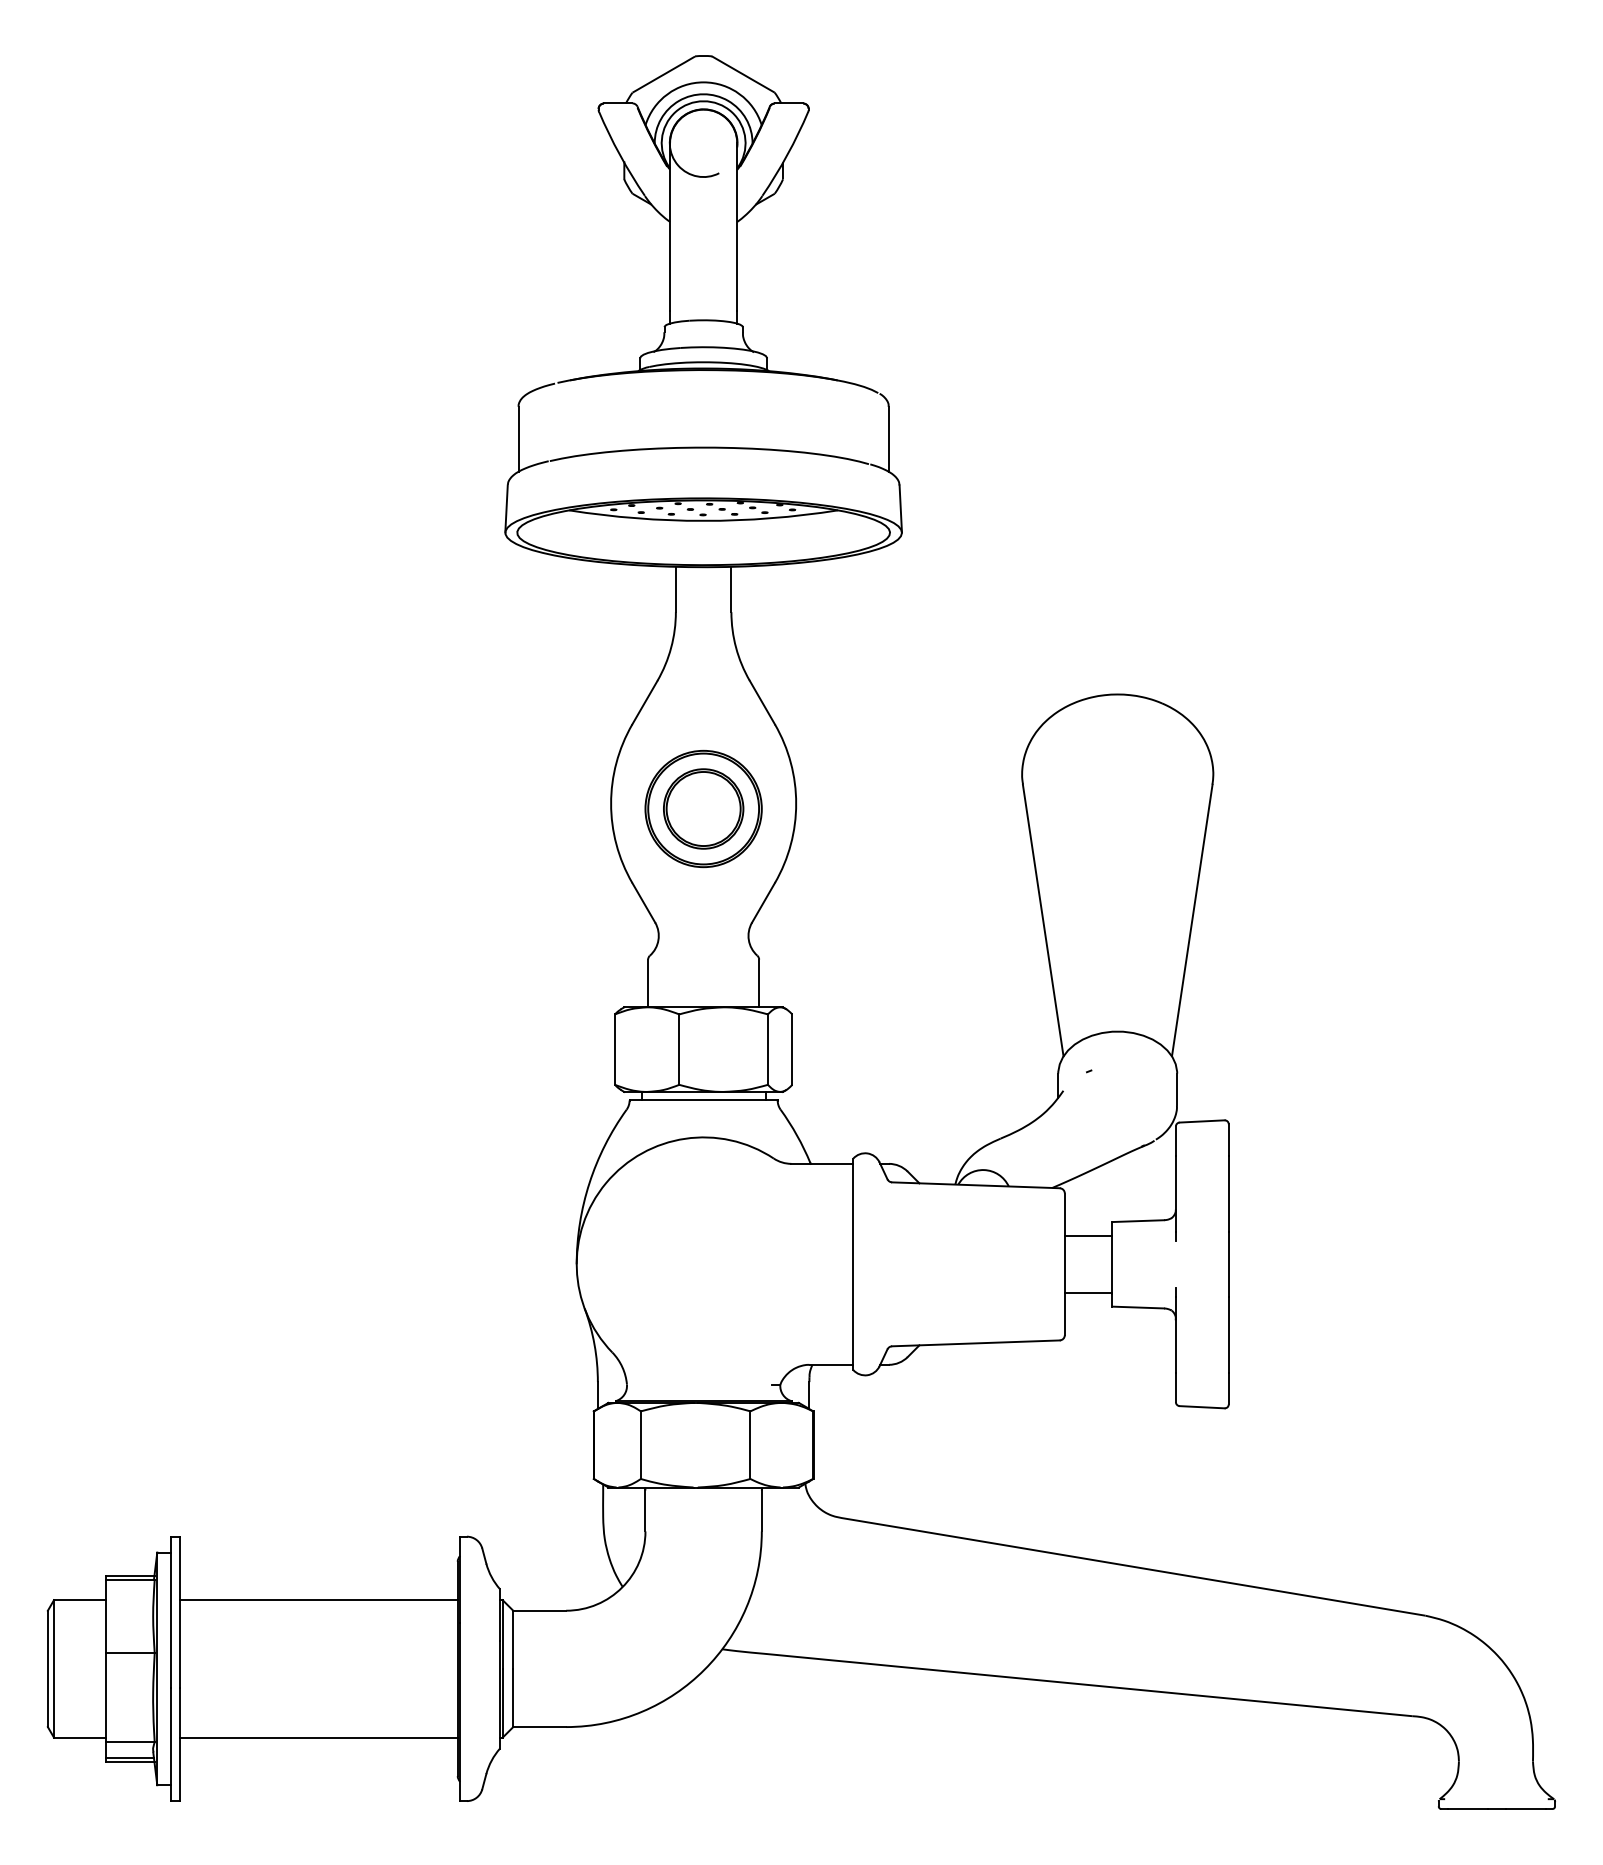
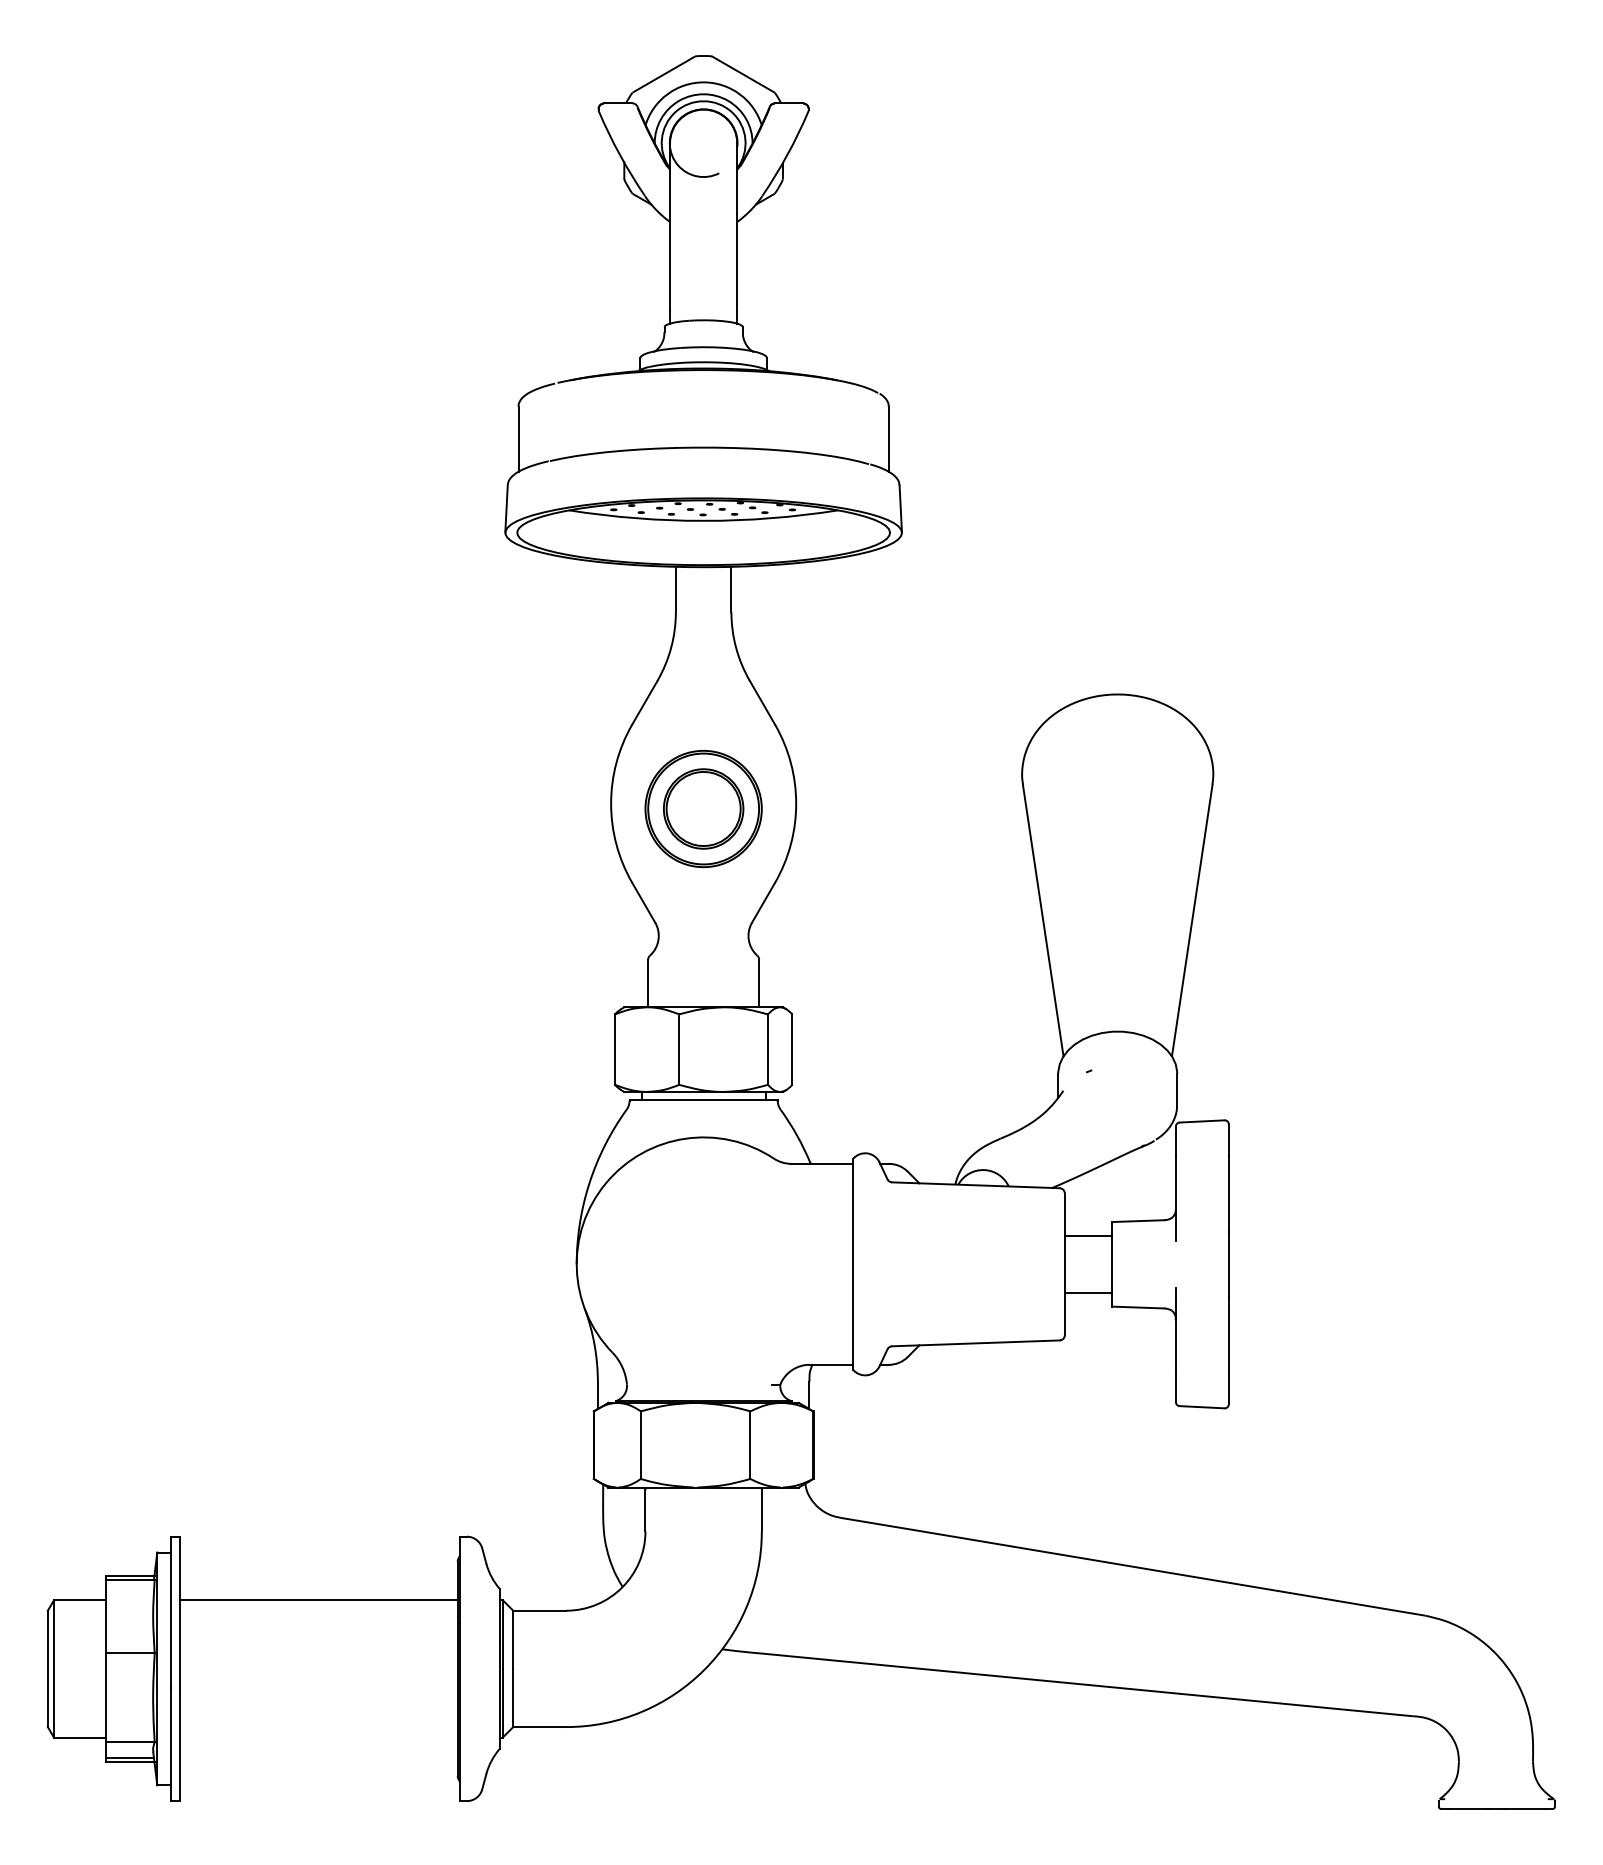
line: present -> none (318, 1737)
